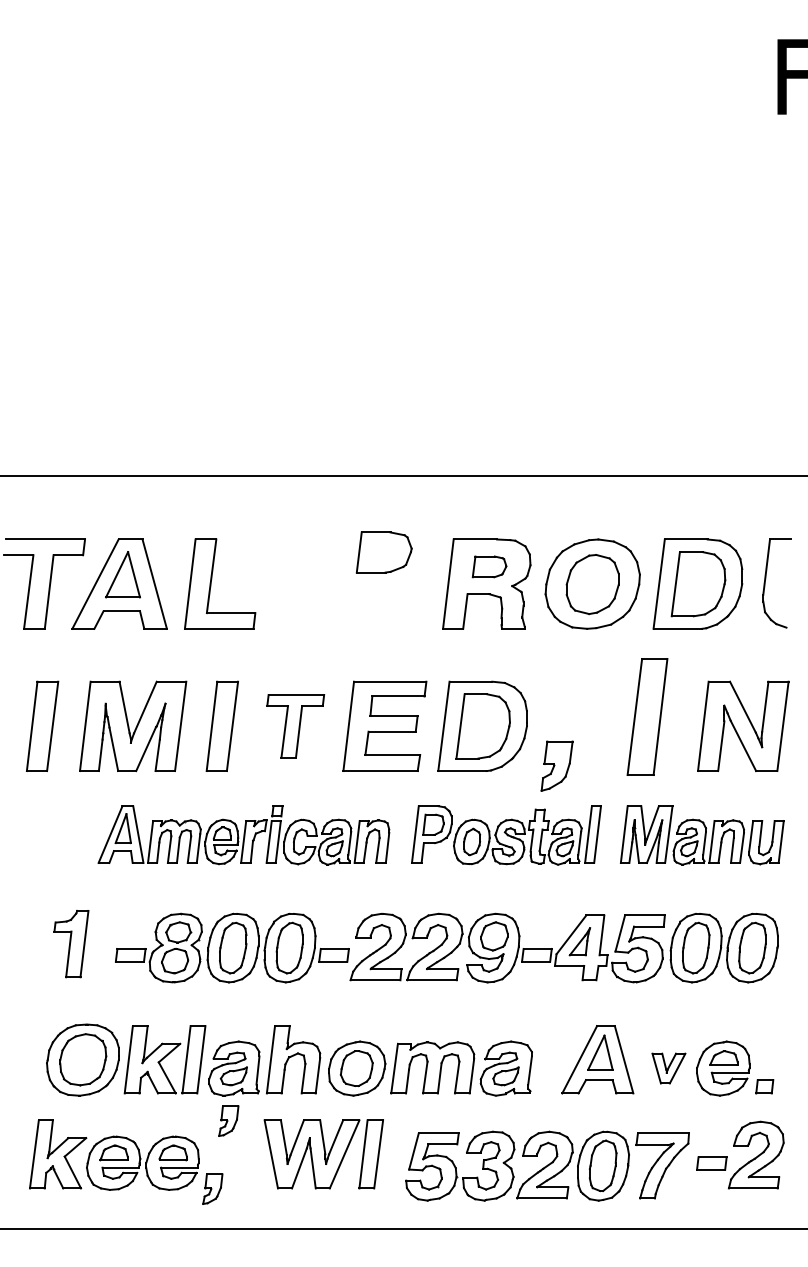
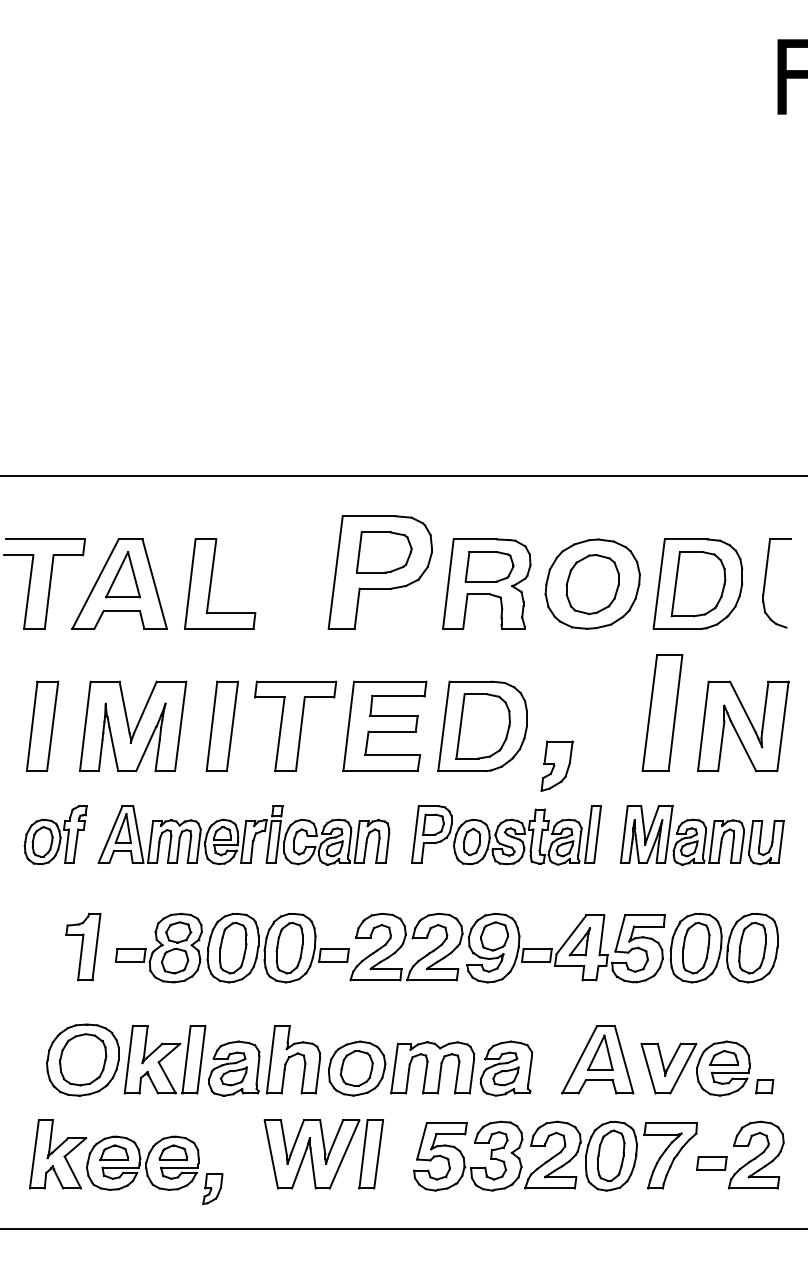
part size: 37x24 px -> 51x32 px (489, 566)
part: none -> present (379, 572)
part position: (647, 716) -> (662, 712) (662, 712)
part size: 60x65 px -> 84x92 px (295, 725)
part: none -> present (55, 834)
part position: (71, 944) -> (83, 947) (83, 947)
part size: 36x33 px -> 58x53 px (668, 1068)
part: present -> none (228, 1120)
part position: (547, 1165) -> (555, 1155) (555, 1155)
